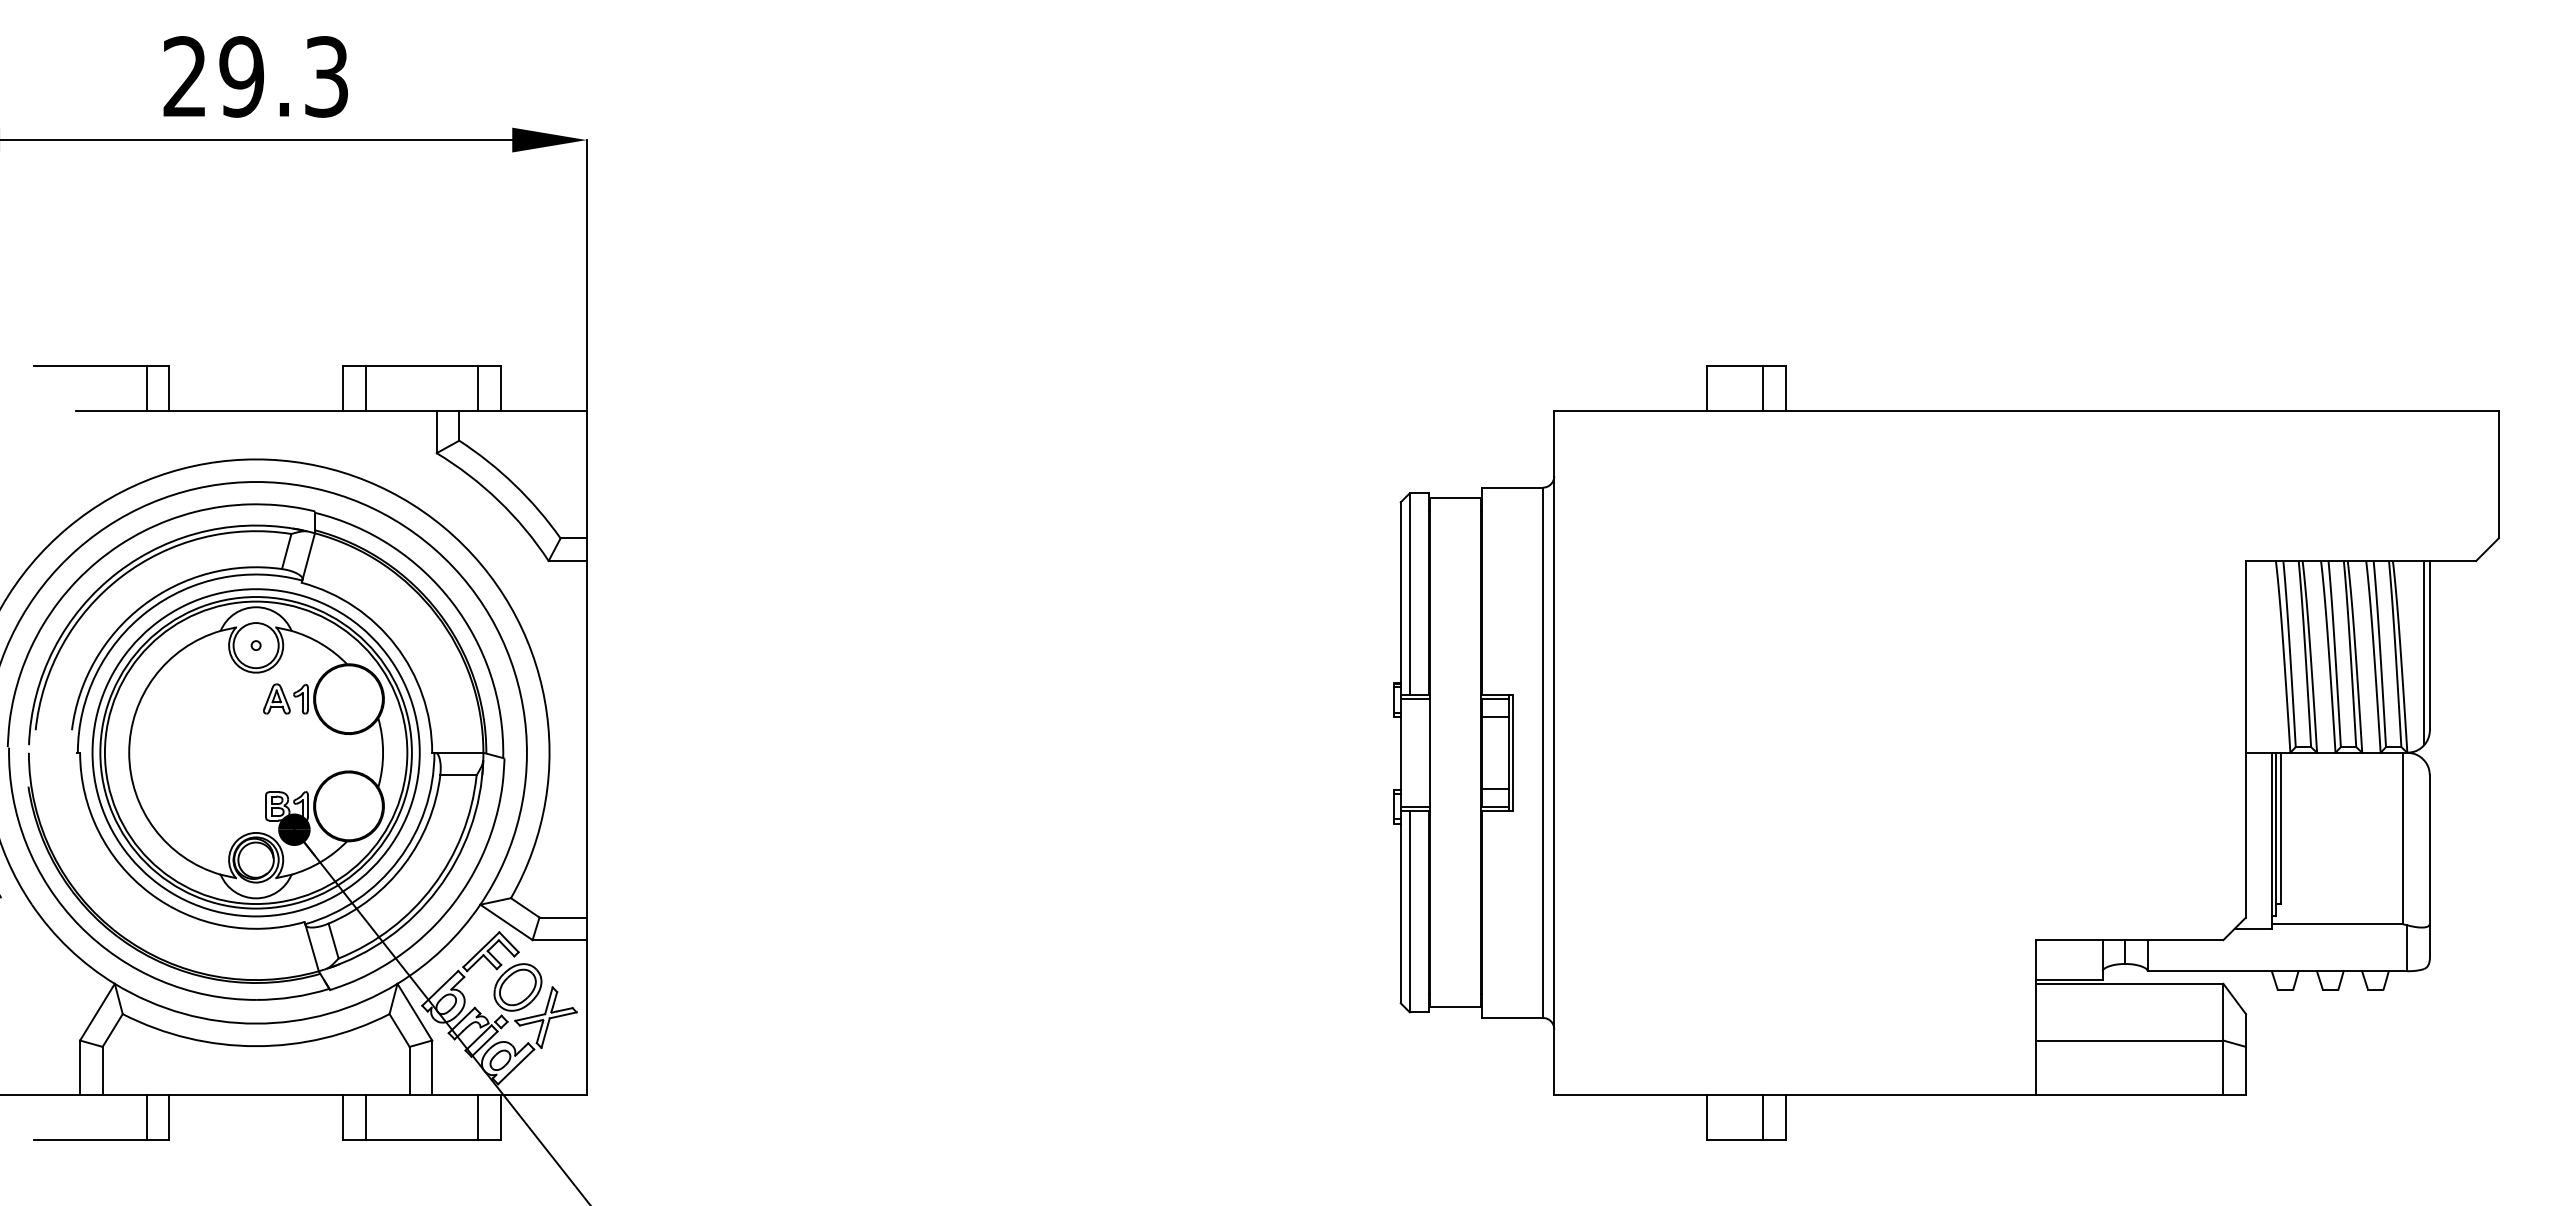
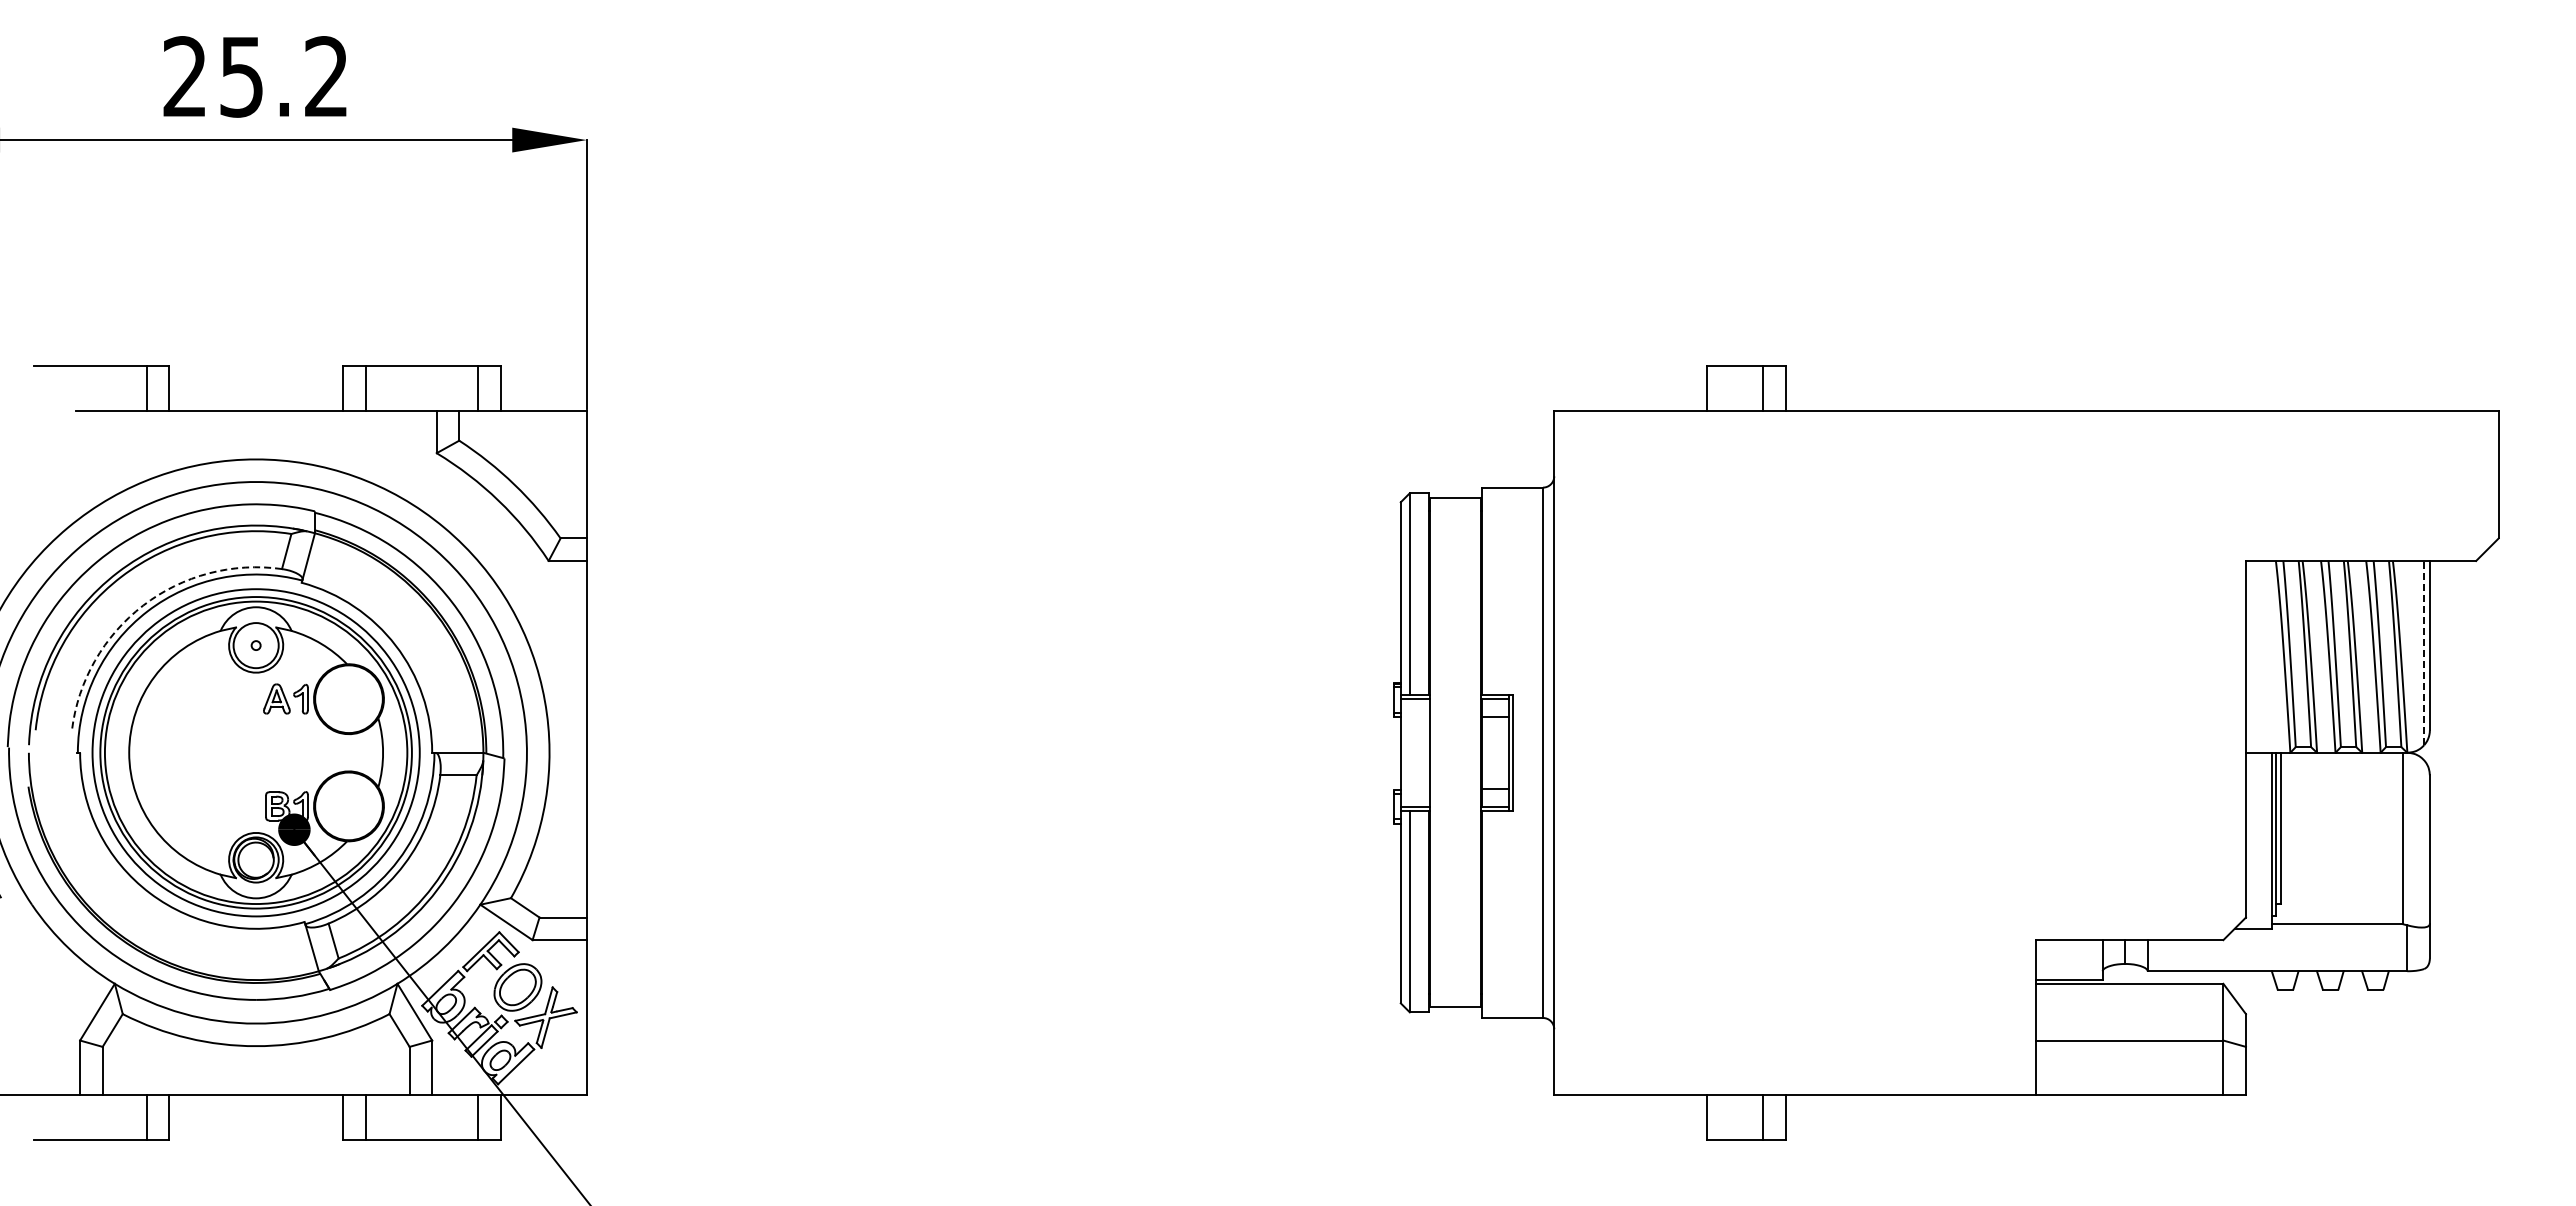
text: 29.3 -> 25.2 (283, 76)
arc: solid -> dashed (143, 605)
line: solid -> dashed (2424, 652)
